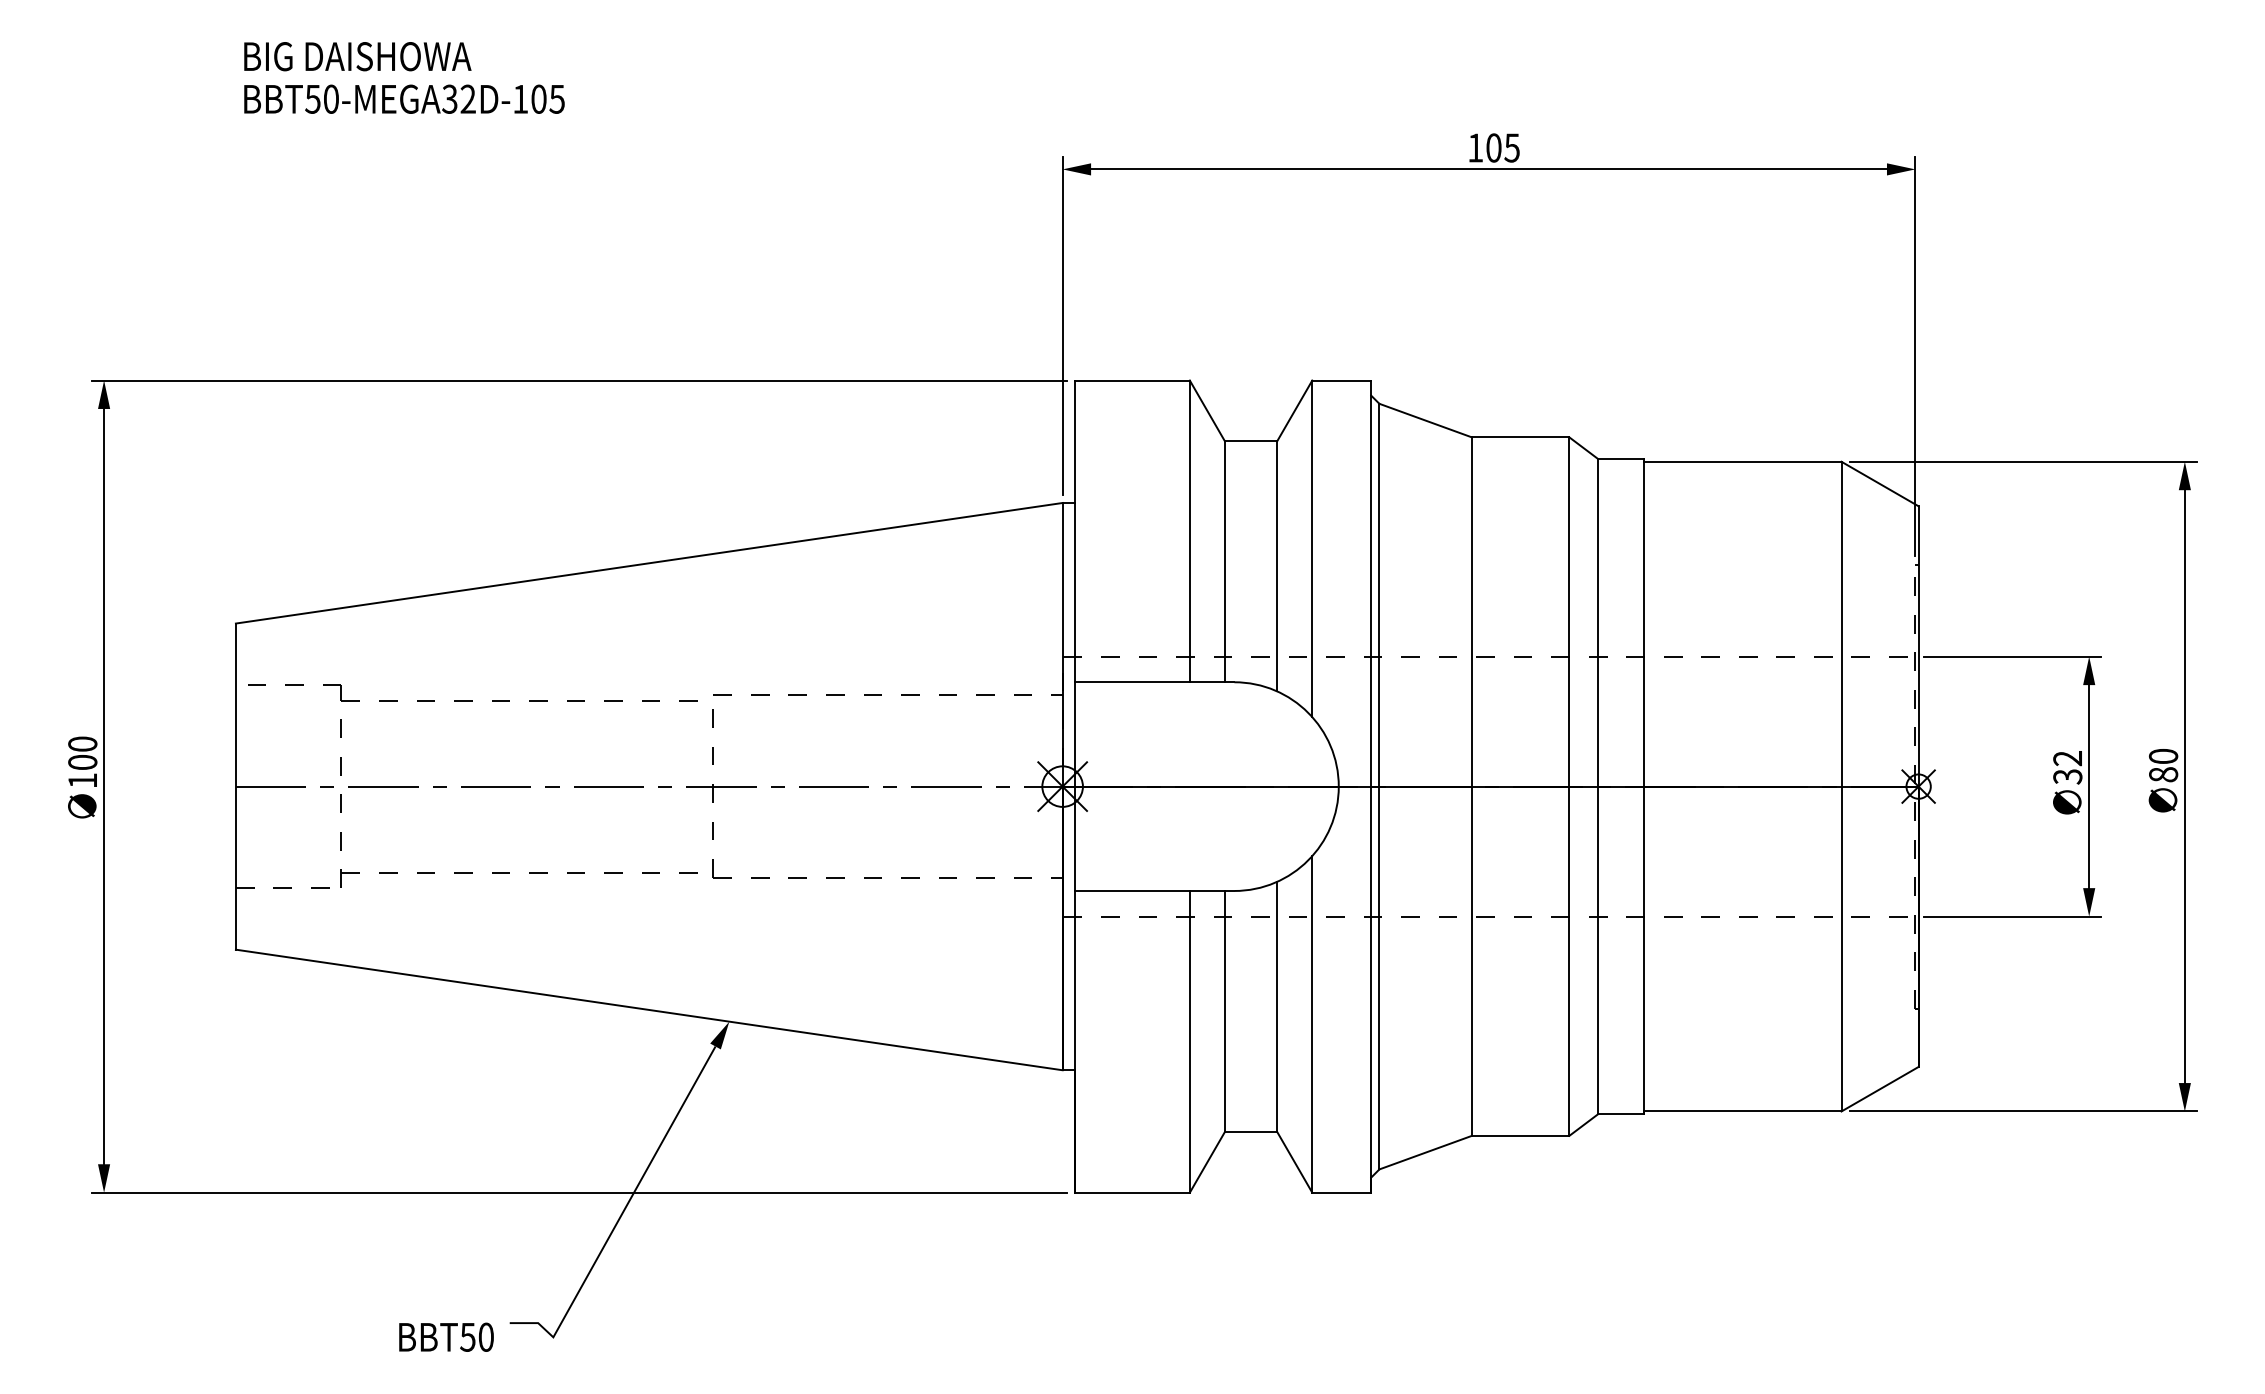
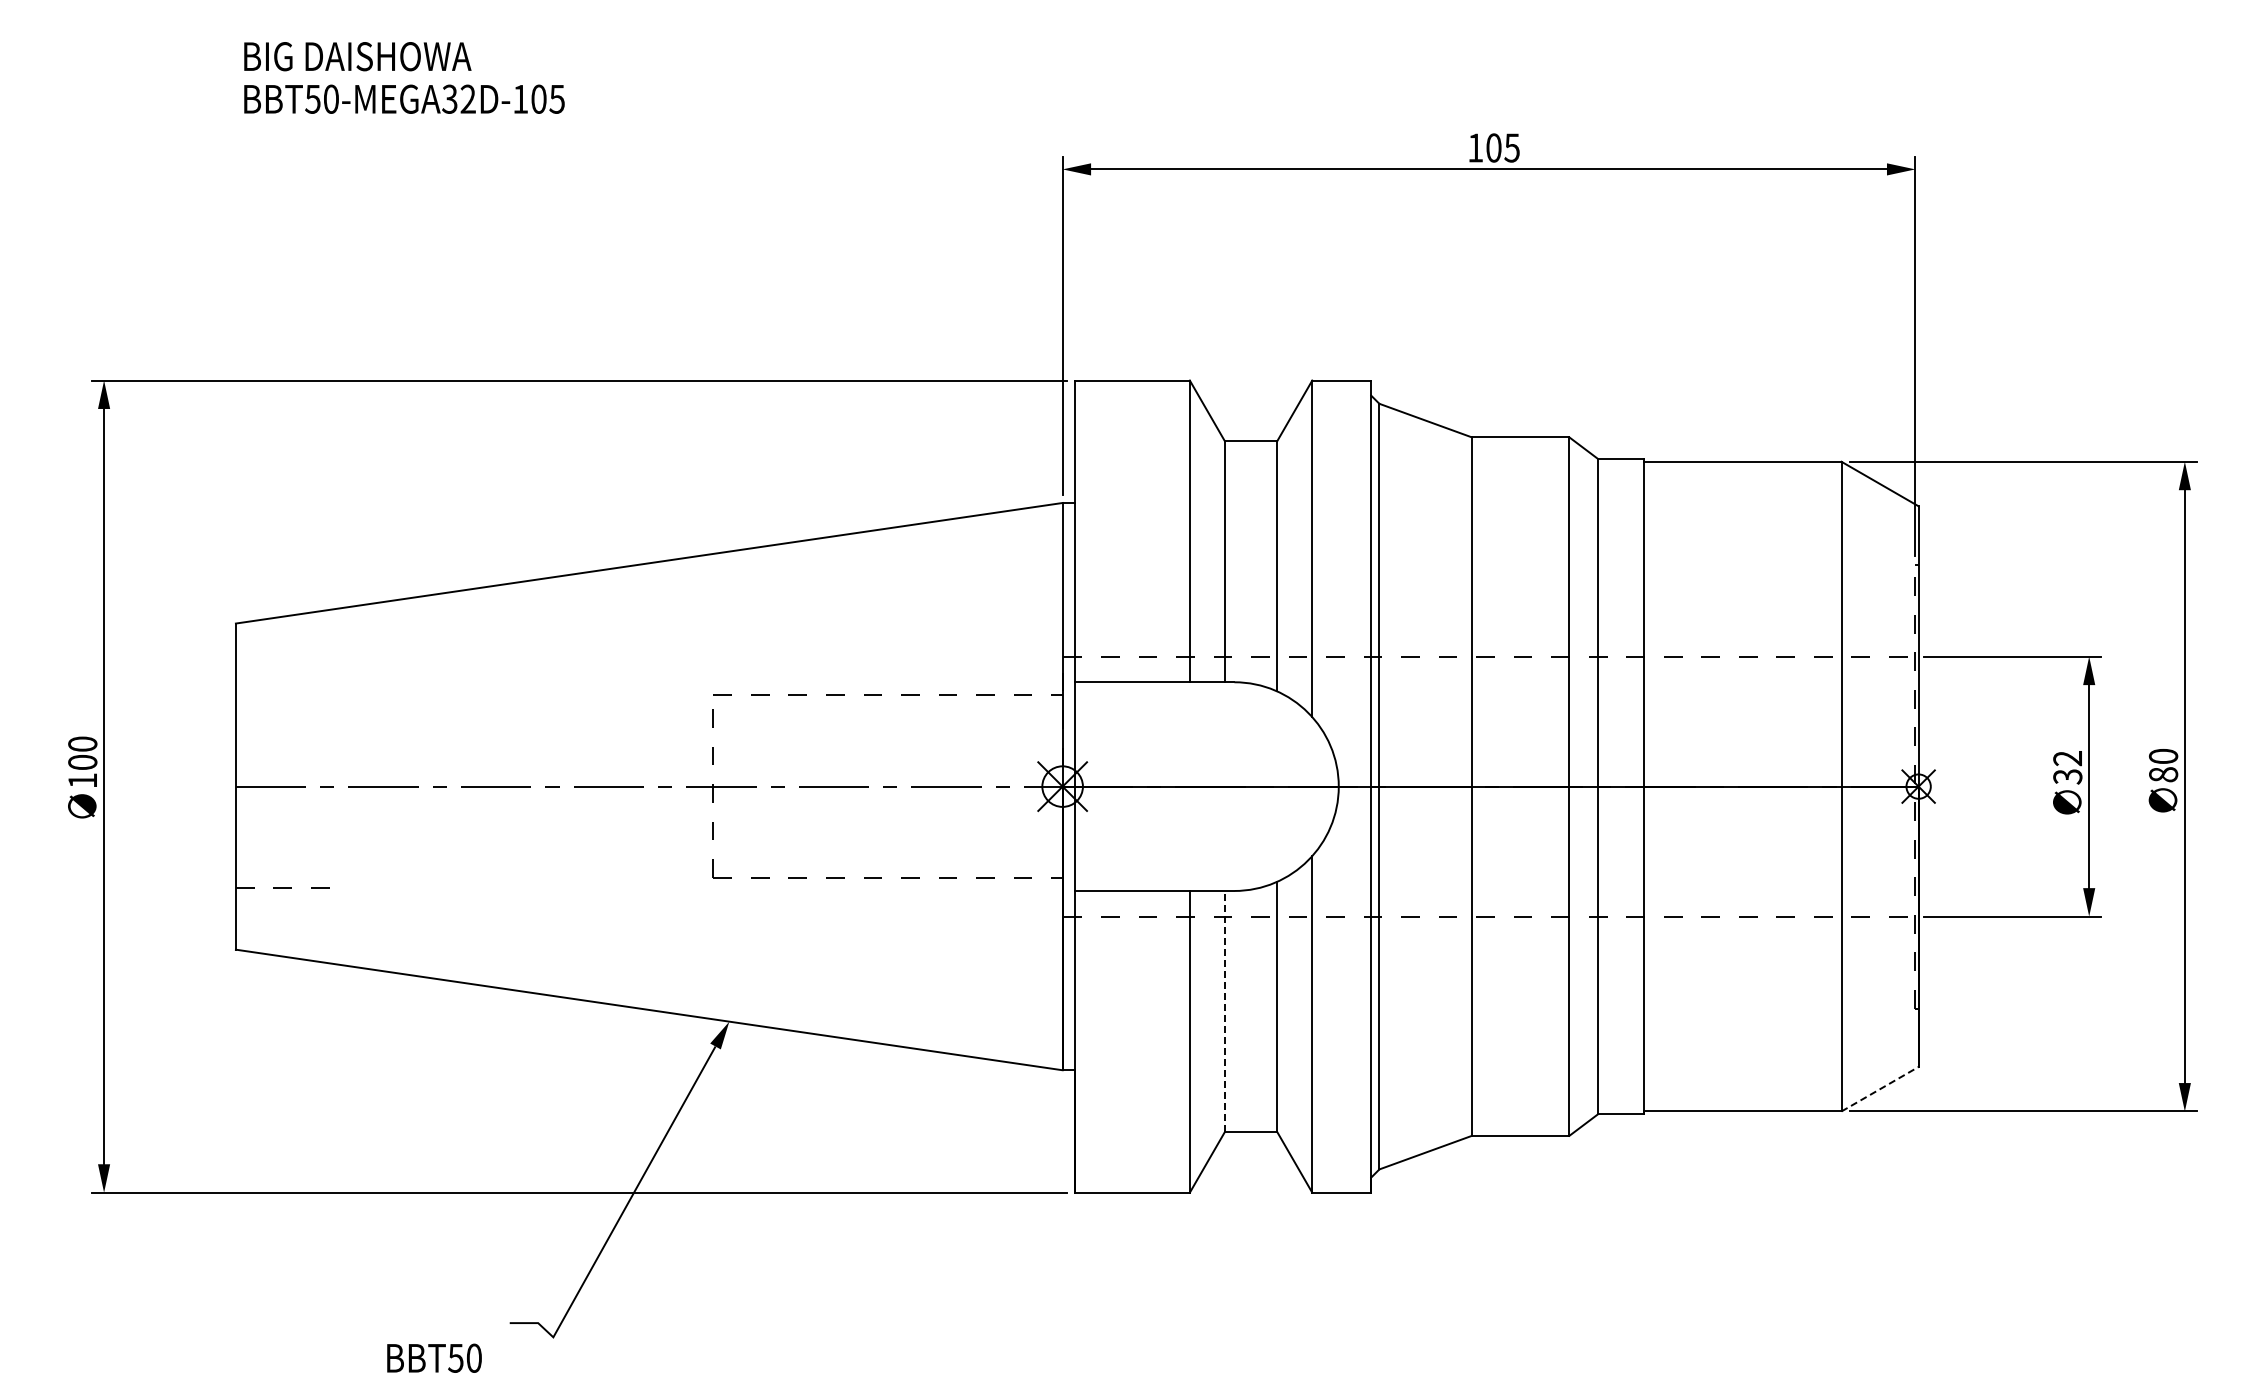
part: present -> none (472, 701)
line: solid -> dashed (1225, 1010)
line: solid -> dashed (1880, 1089)
text position: (446, 1336) -> (434, 1357) (434, 1357)
